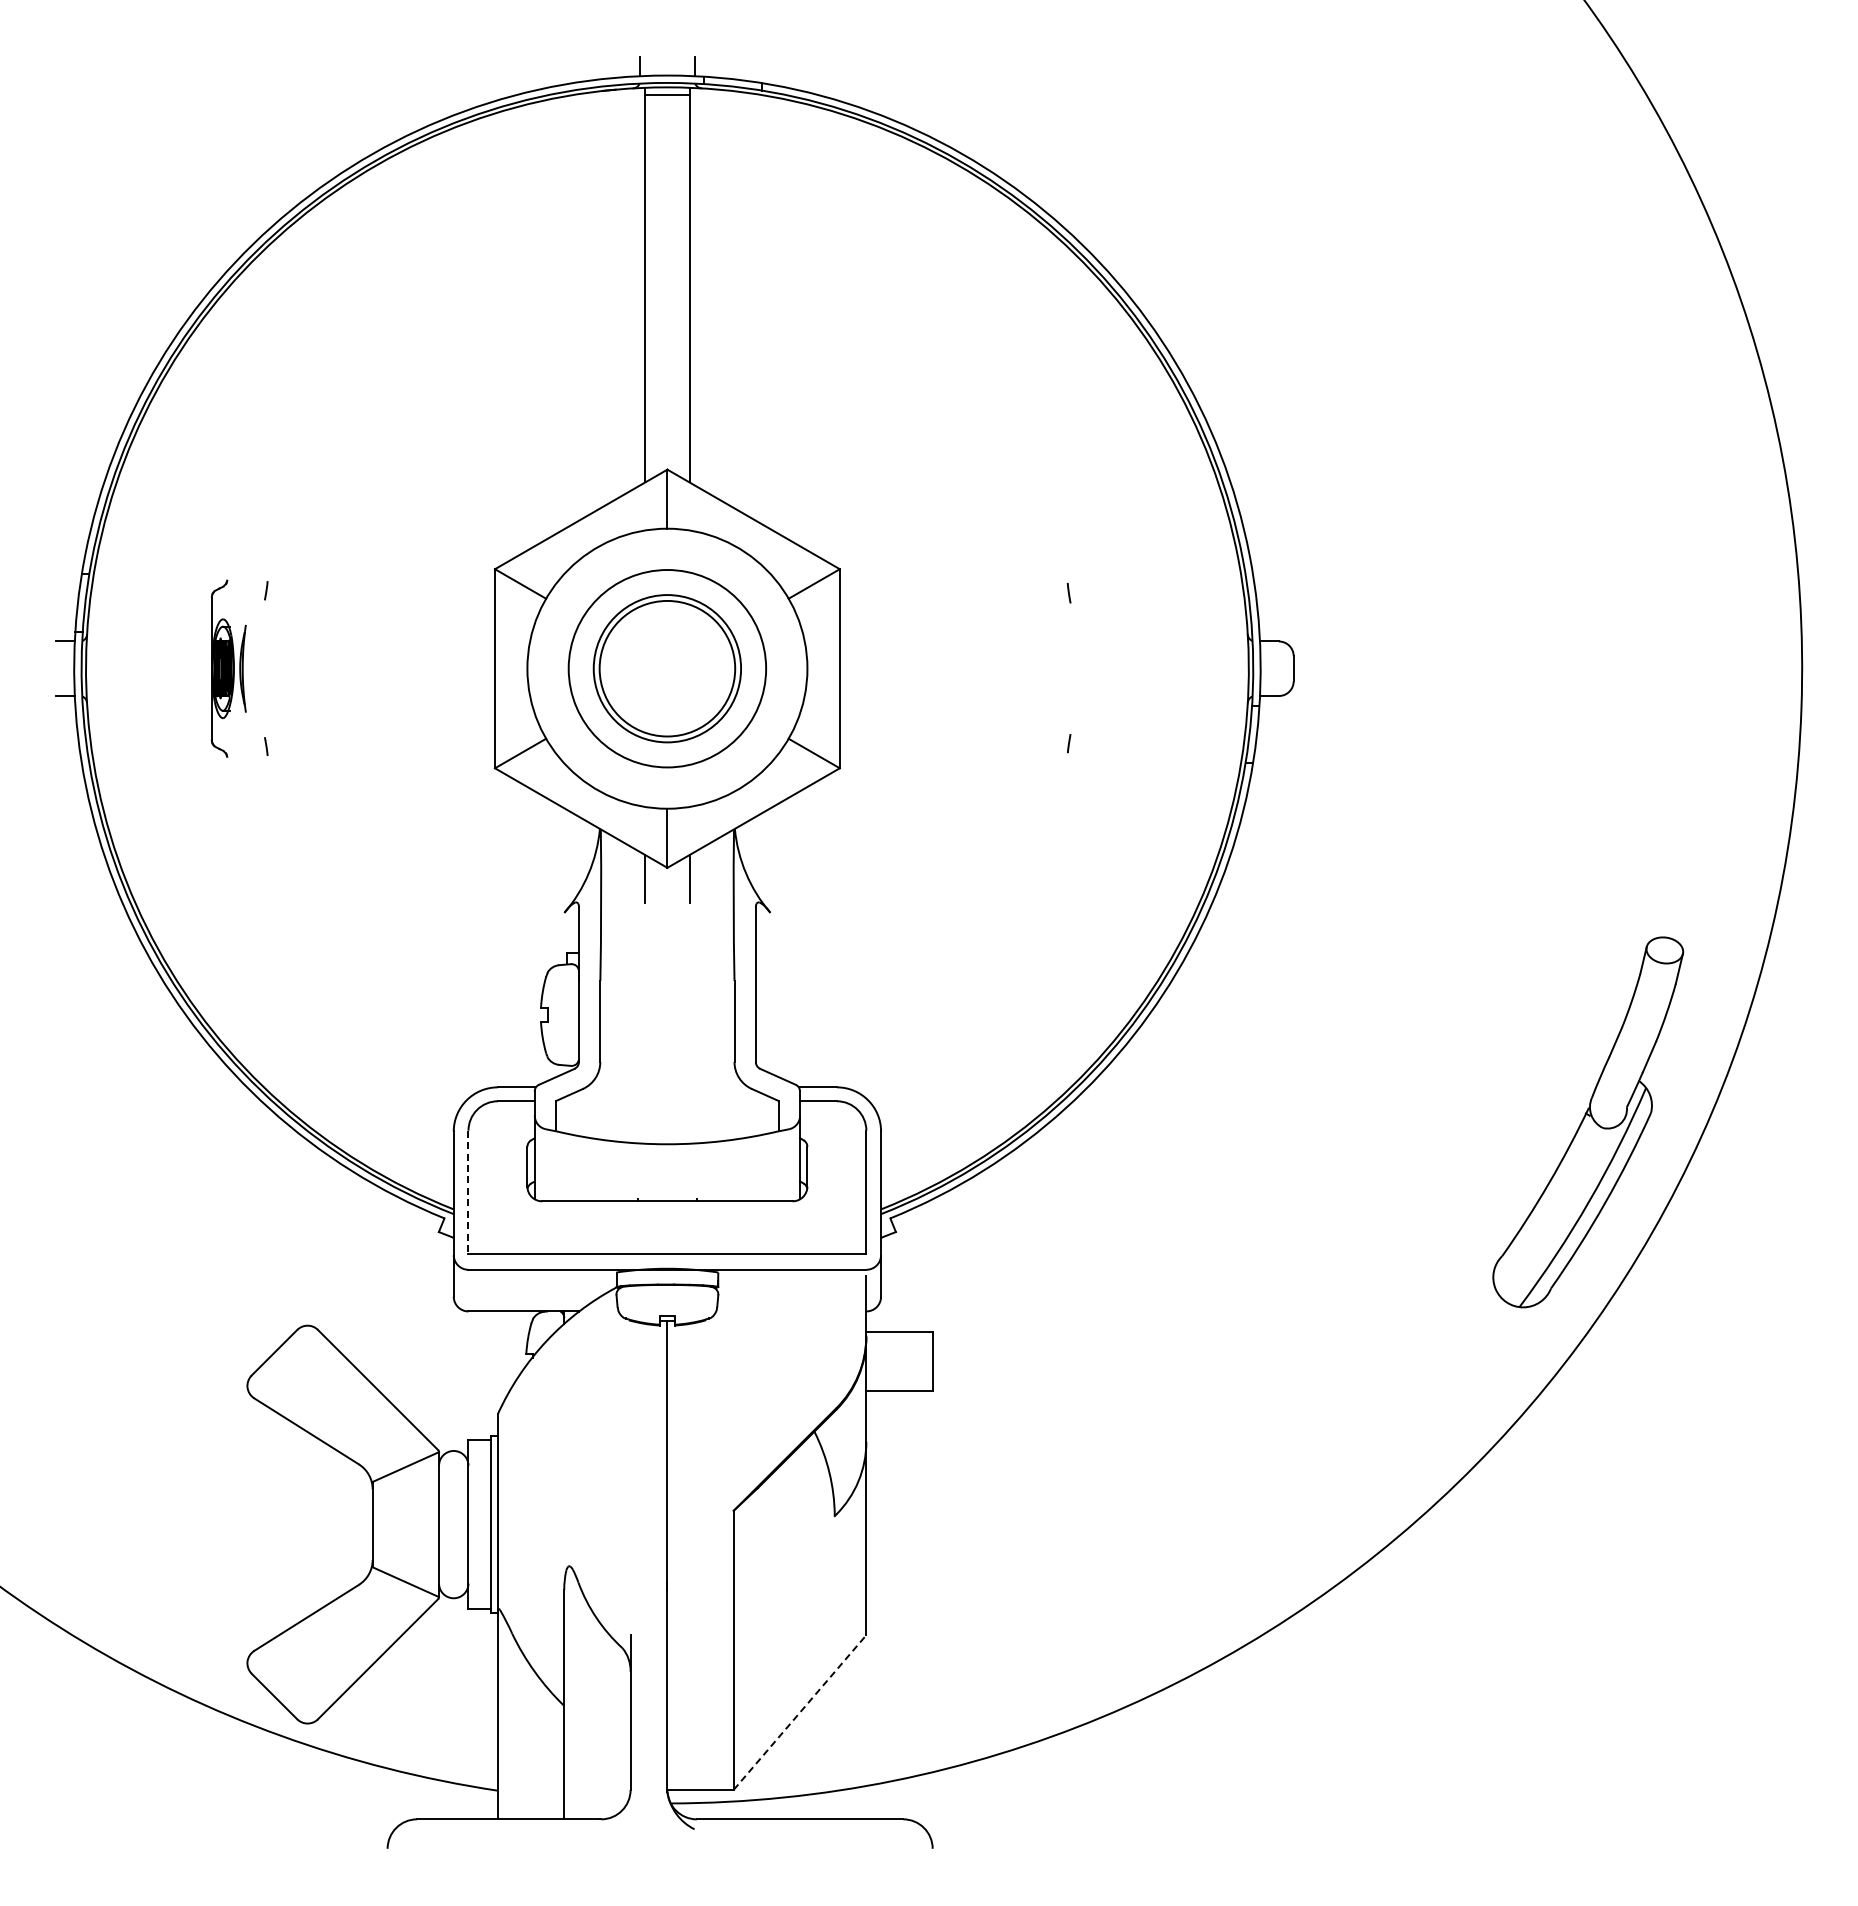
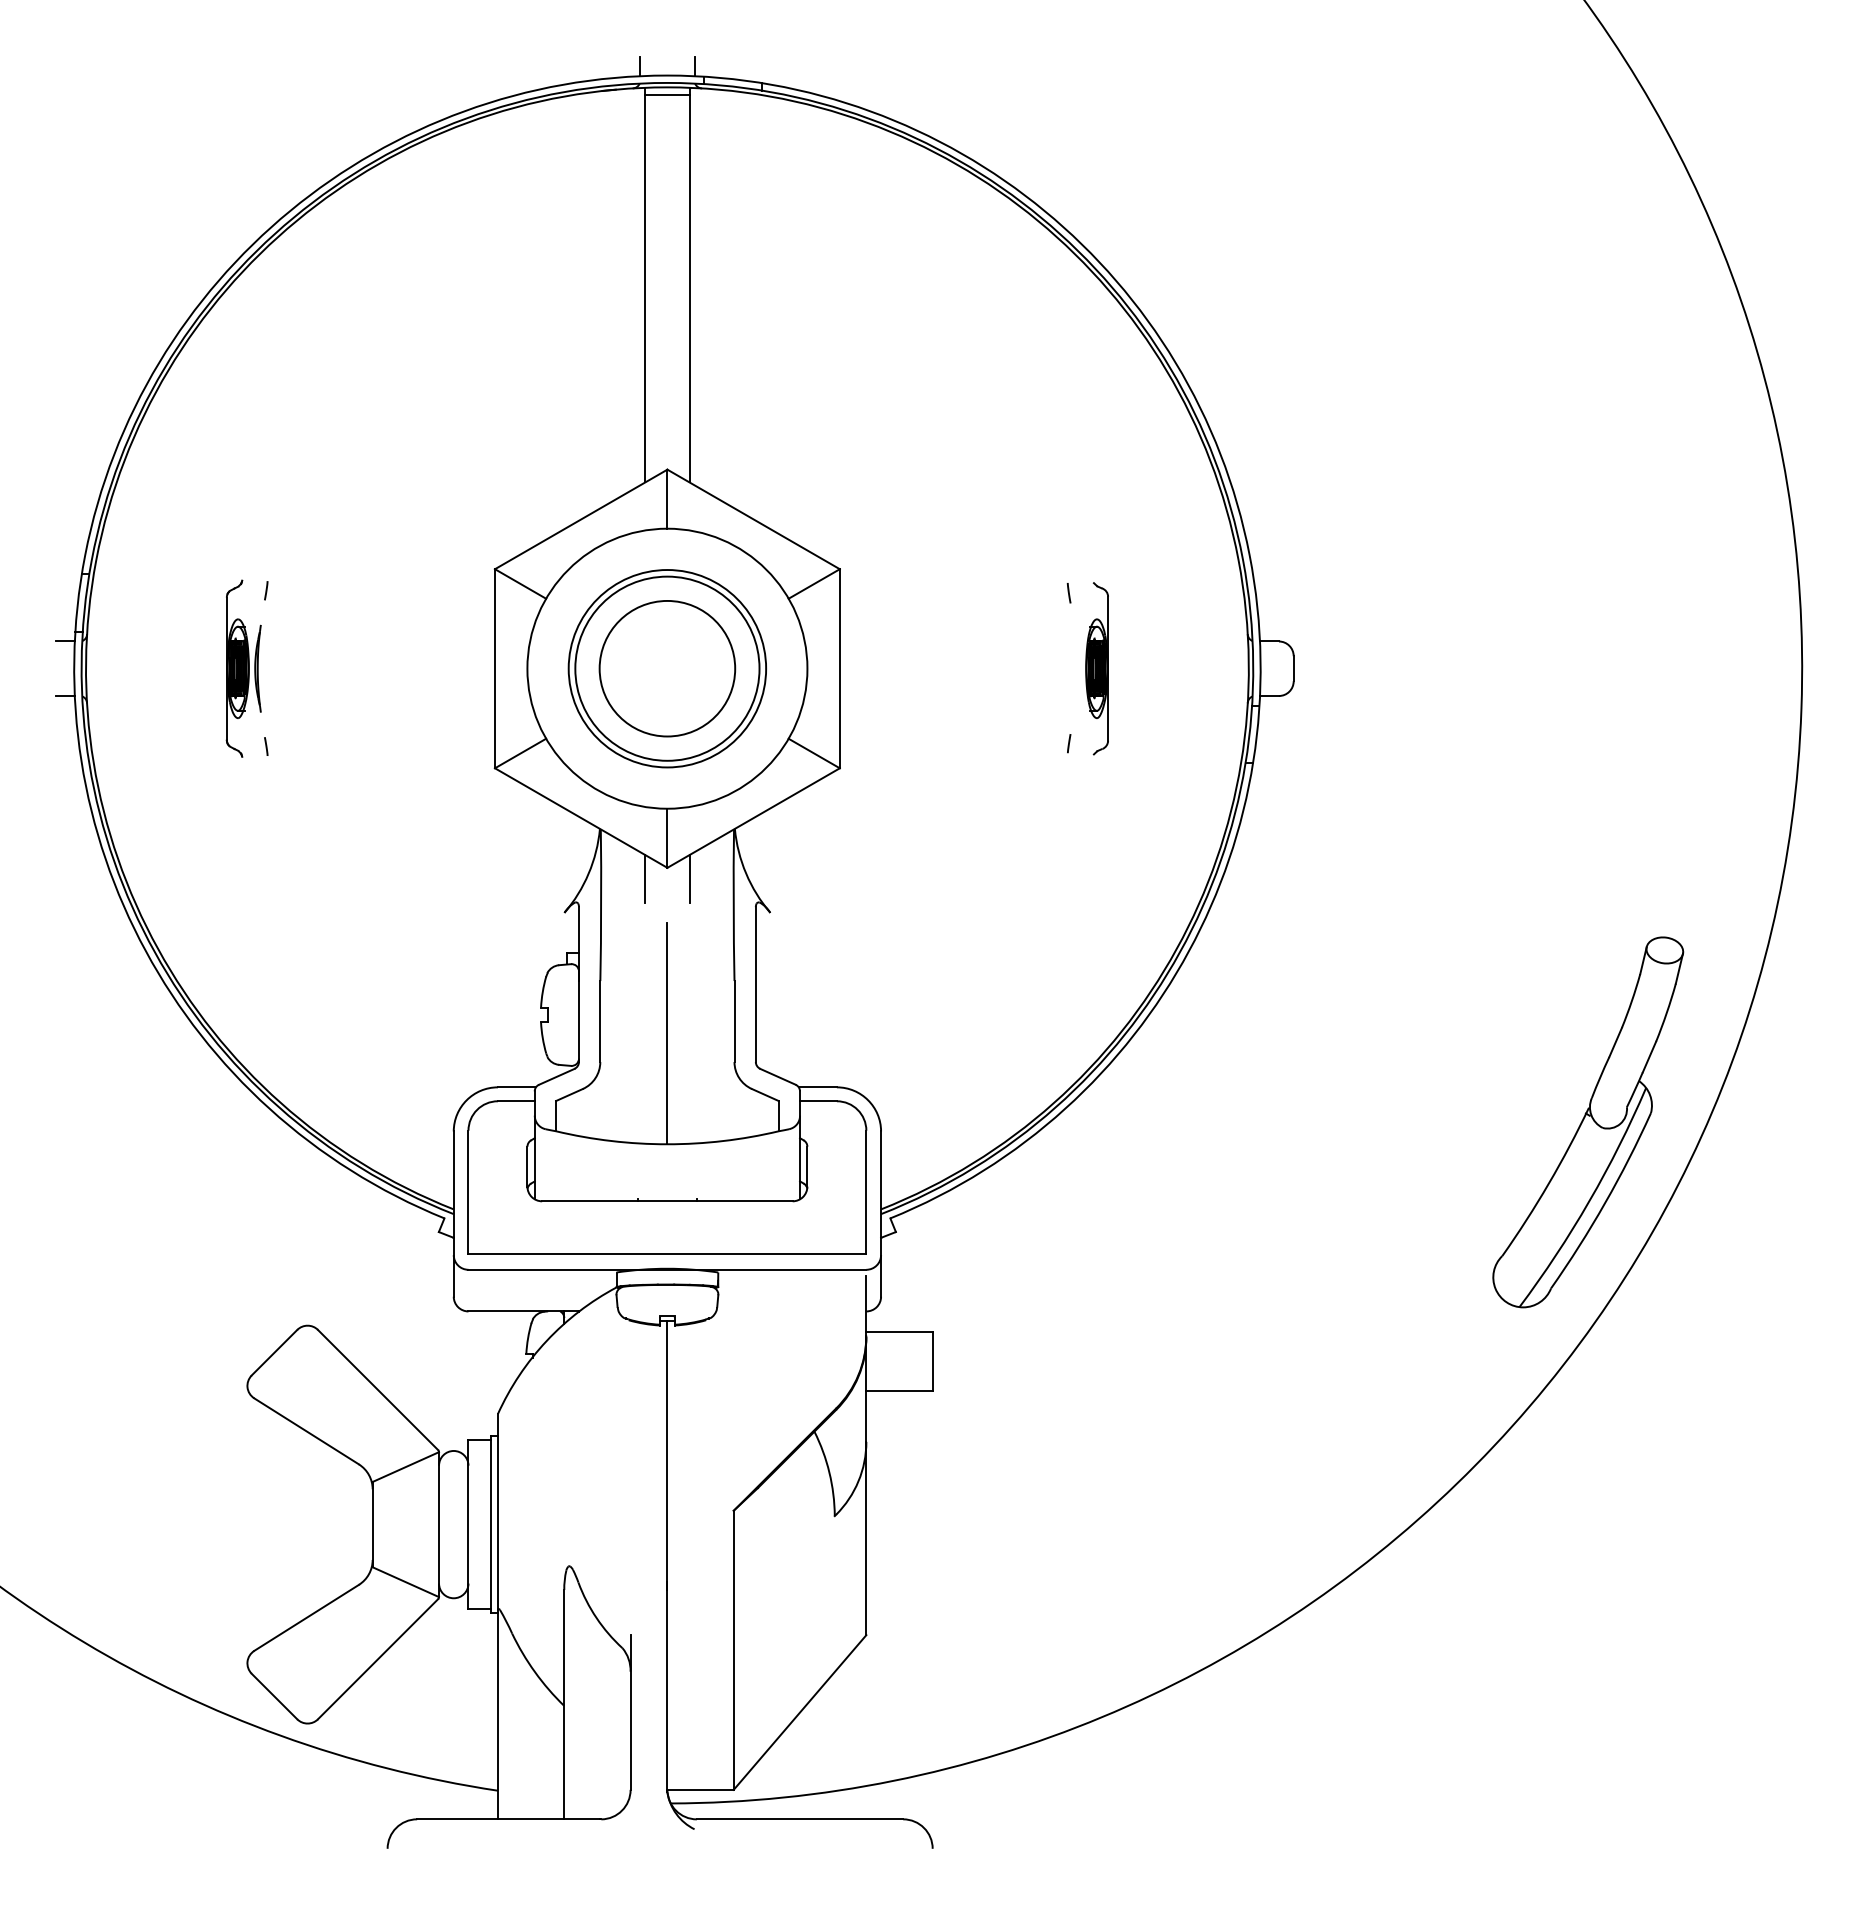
part position: (228, 668) -> (243, 668) (243, 668)
circle diameter: 147 px -> 184 px (667, 668)
part: none -> present (1096, 668)
line: none -> present (667, 1033)
line: dashed -> solid (468, 1192)
line: dashed -> solid (800, 1712)
